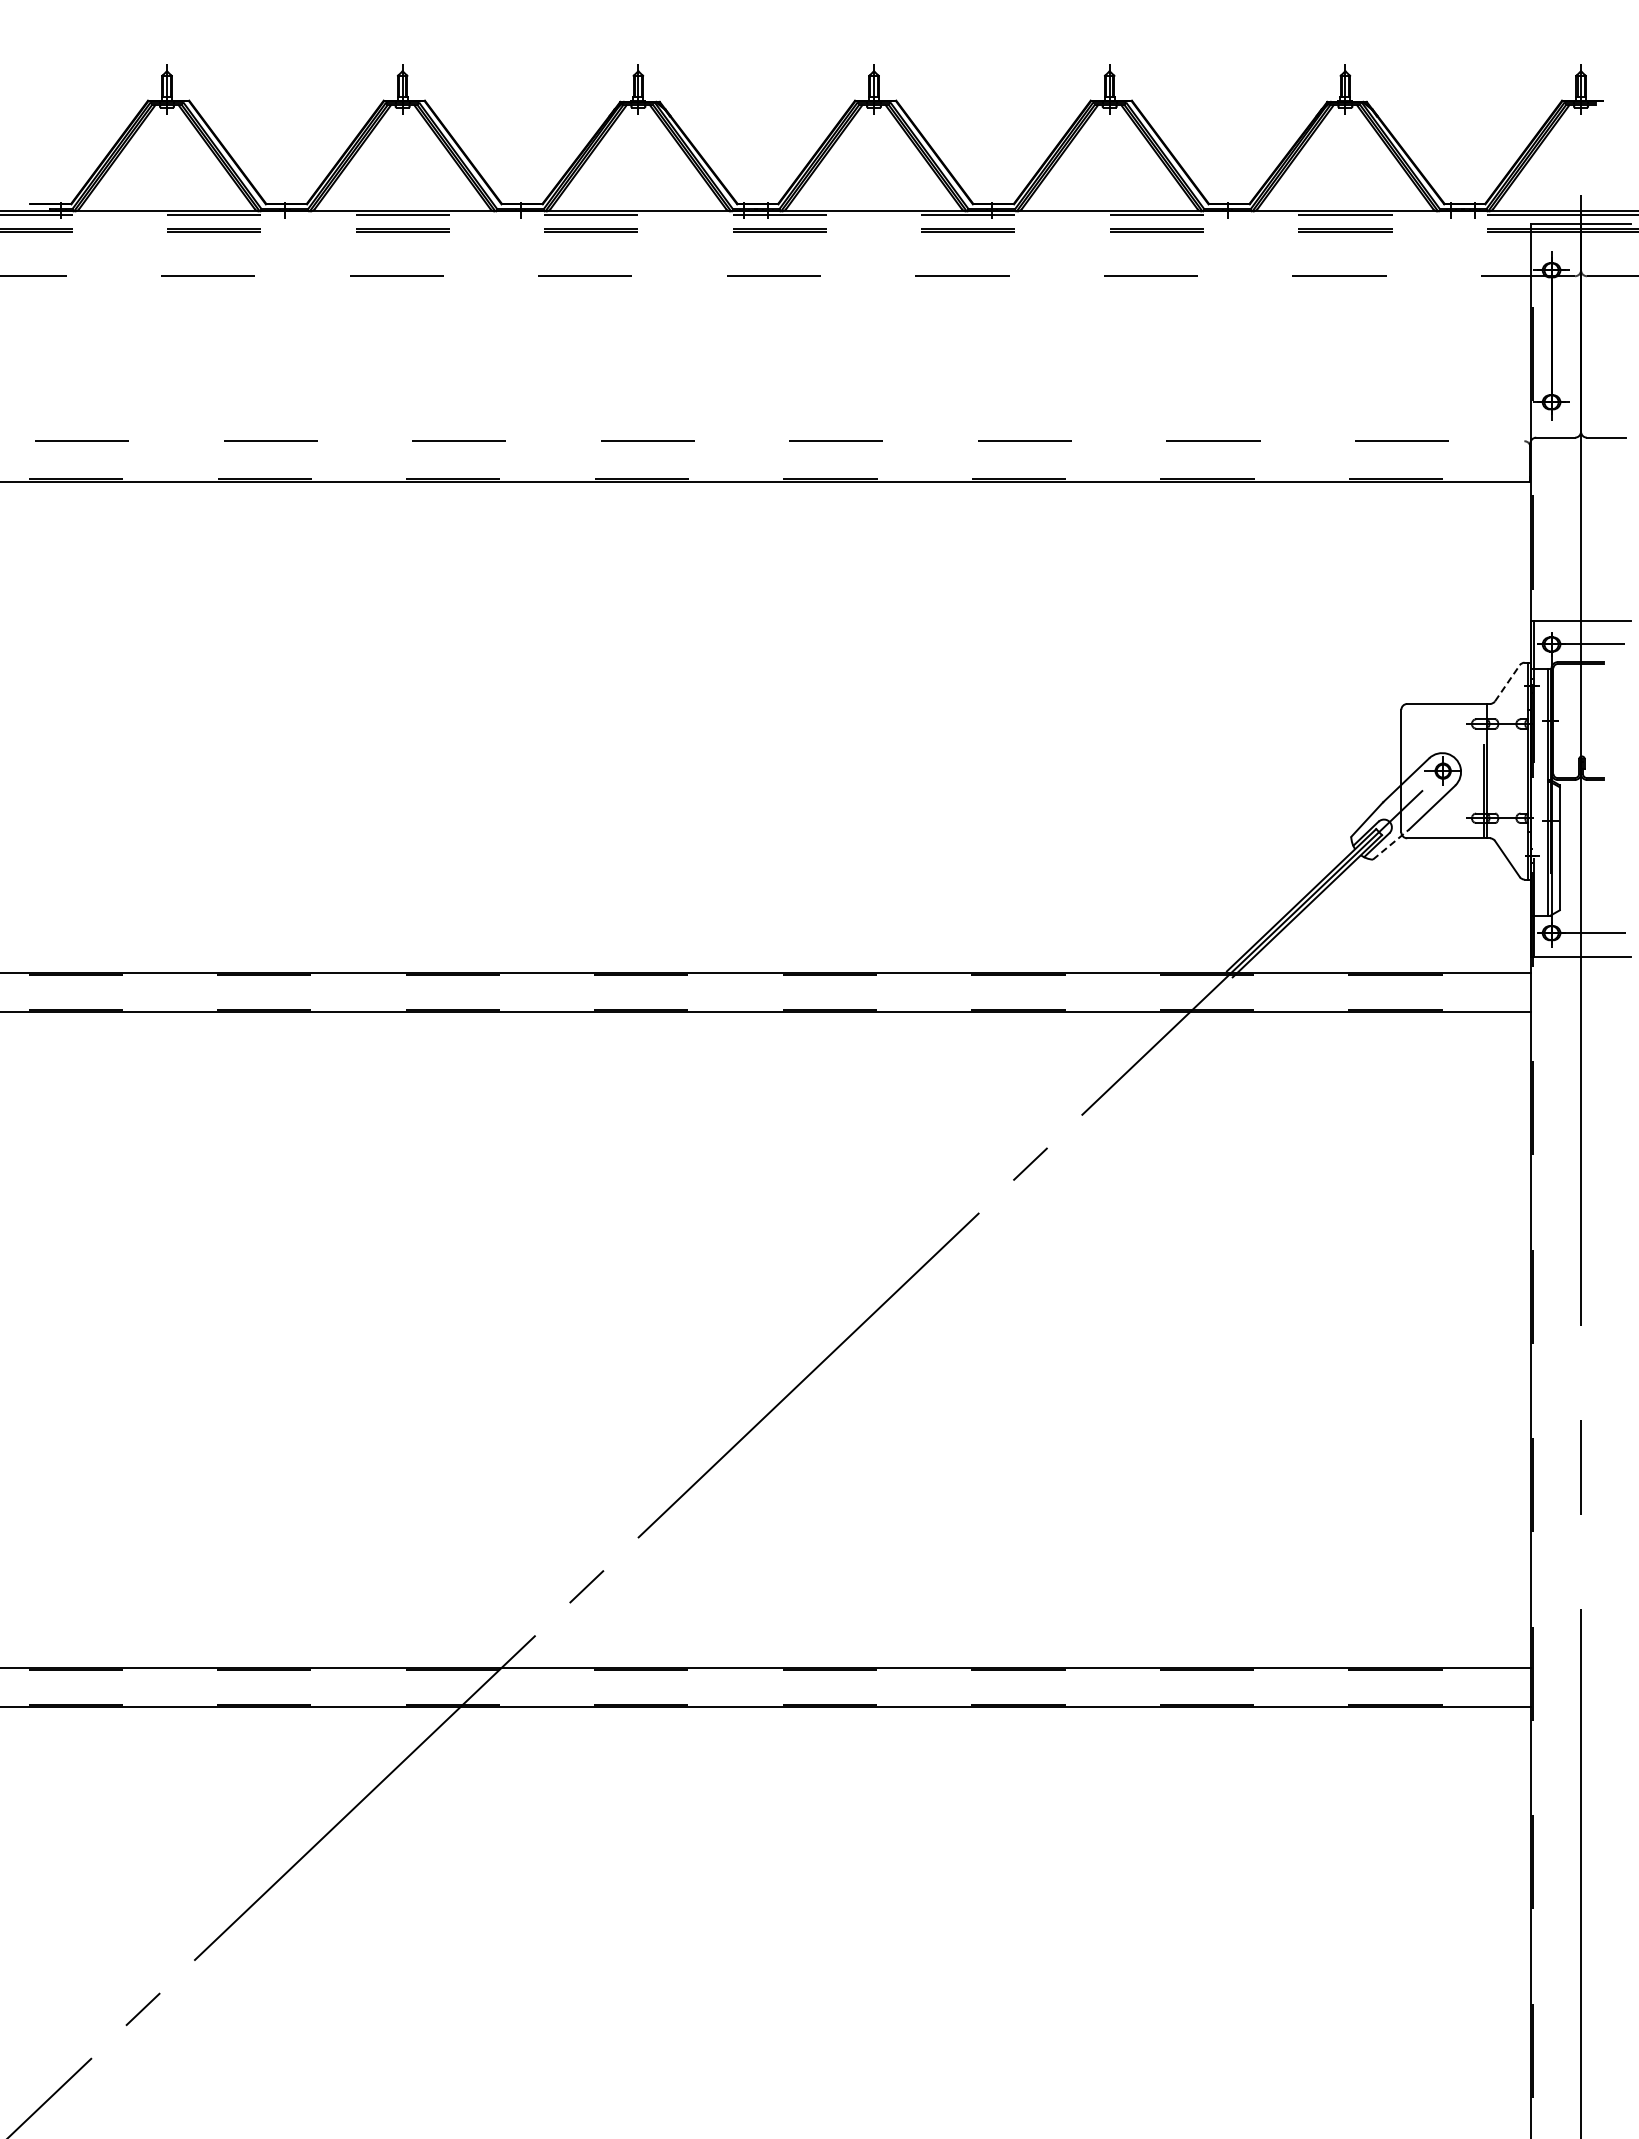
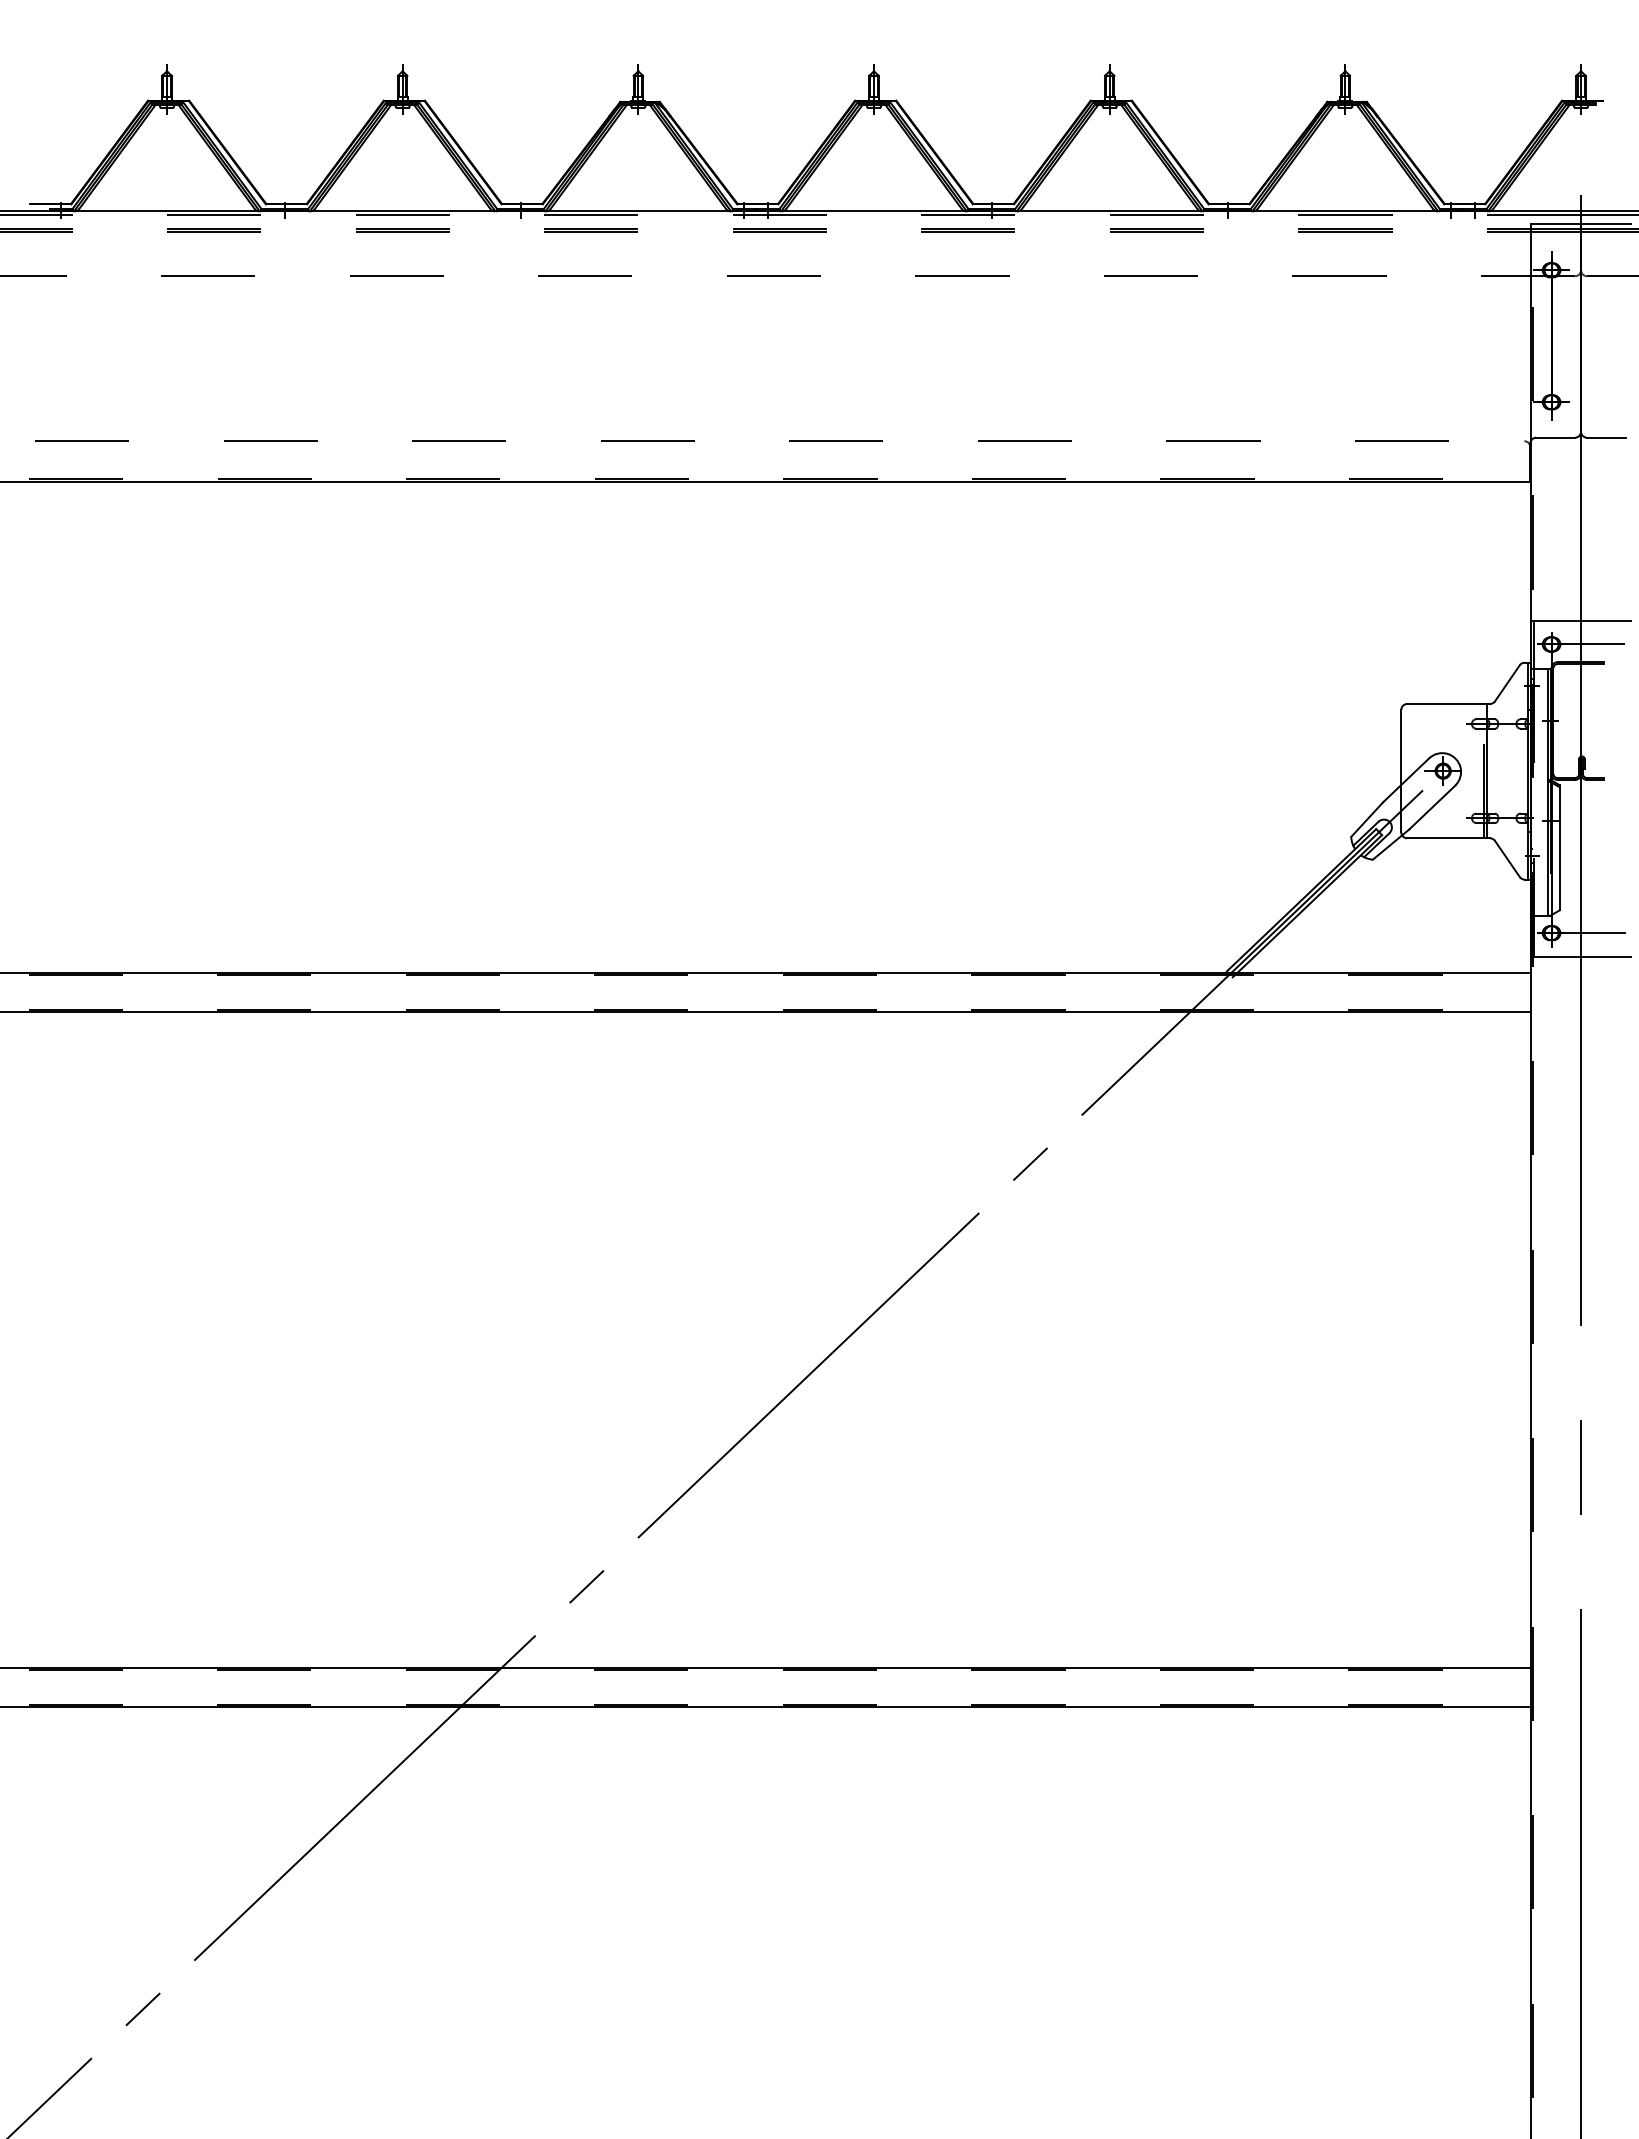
line: dashed -> solid (1507, 683)
line: dashed -> solid (1391, 844)
